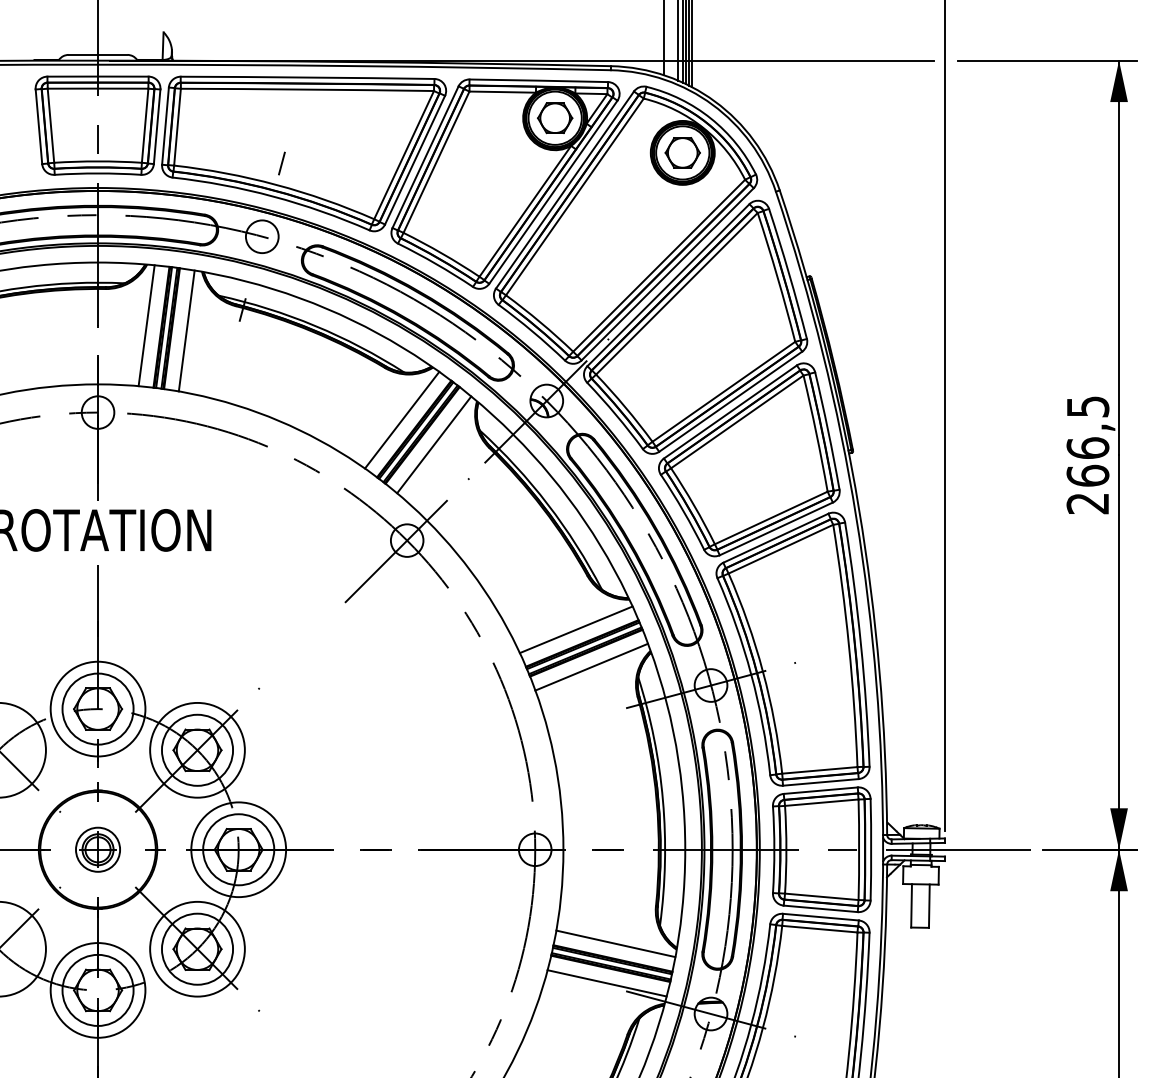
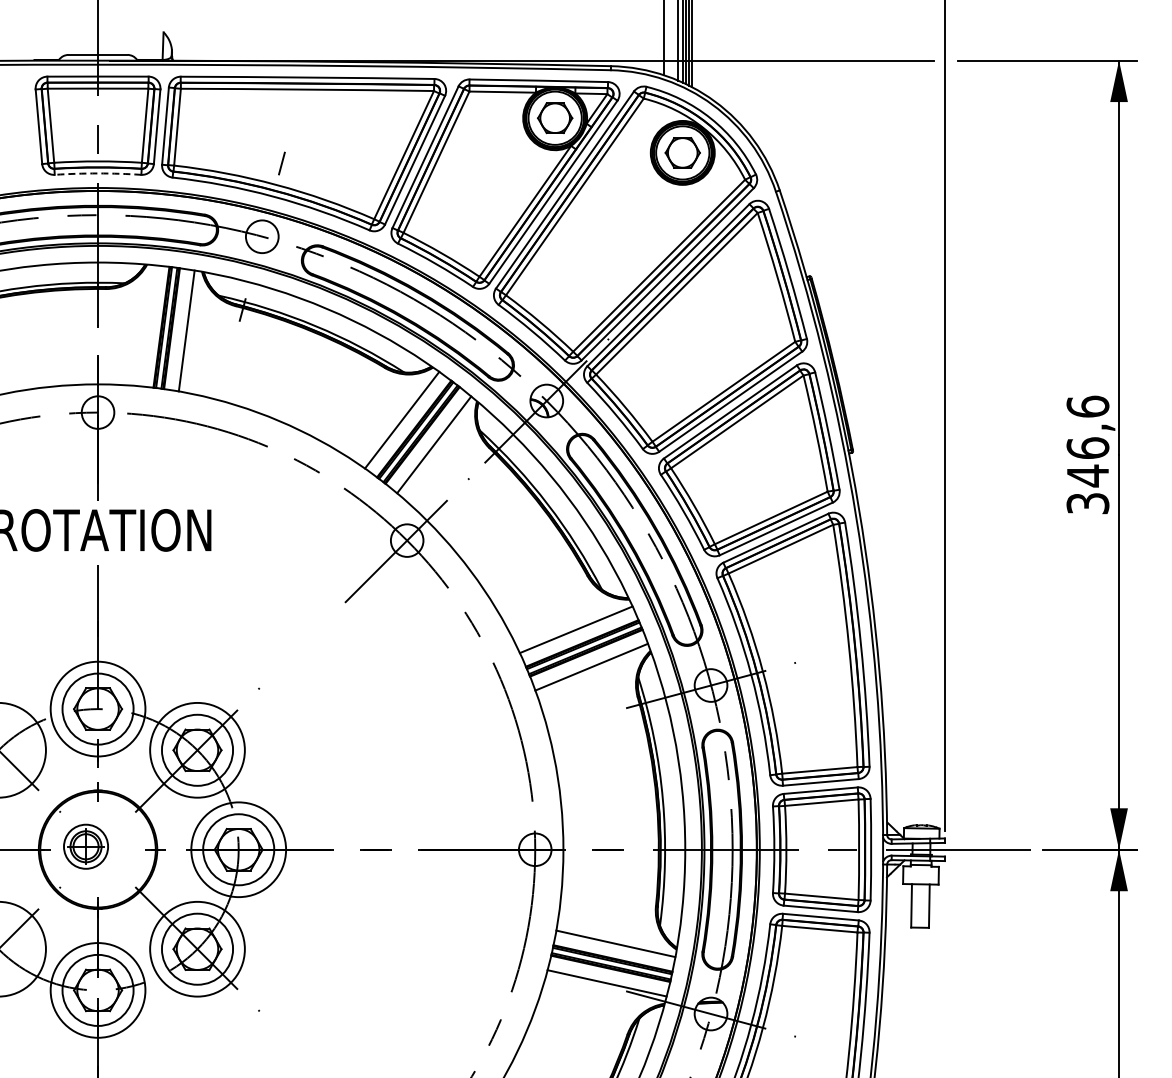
arc: solid -> dashed (98, 173)
line: present -> none (146, 325)
text: 266,5 -> 346,6 (1087, 454)
part position: (97, 849) -> (85, 846) (85, 846)
